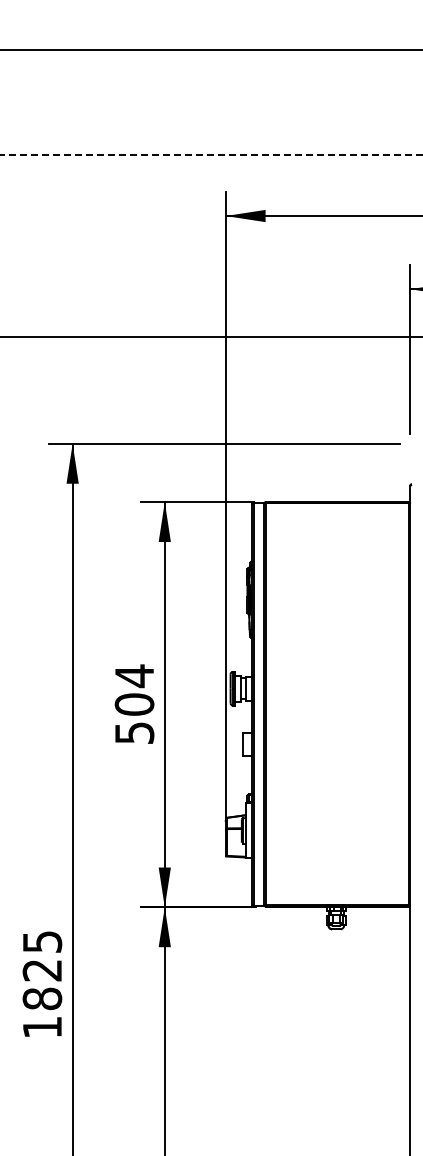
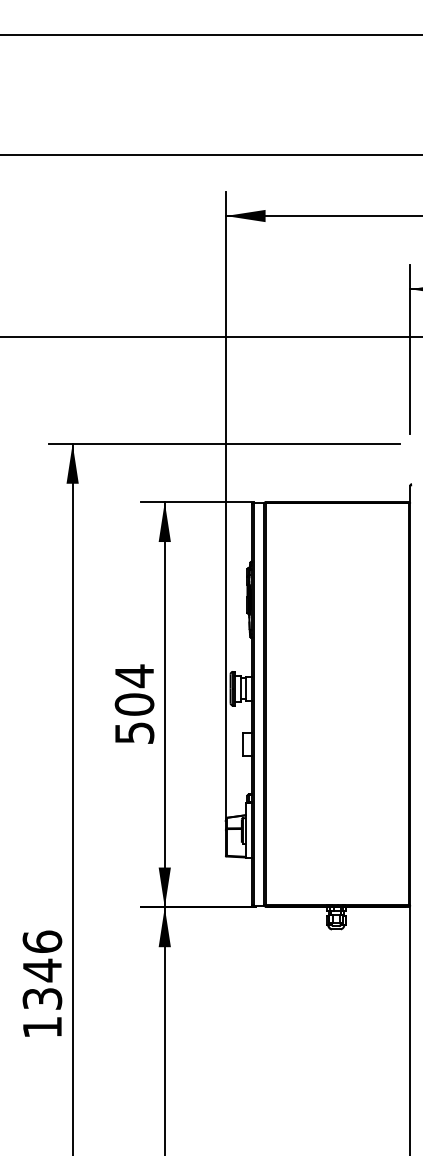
line position: (210, 49) -> (210, 34) (210, 34)
line: dashed -> solid (211, 155)
text: 1825 -> 1346 (42, 970)
